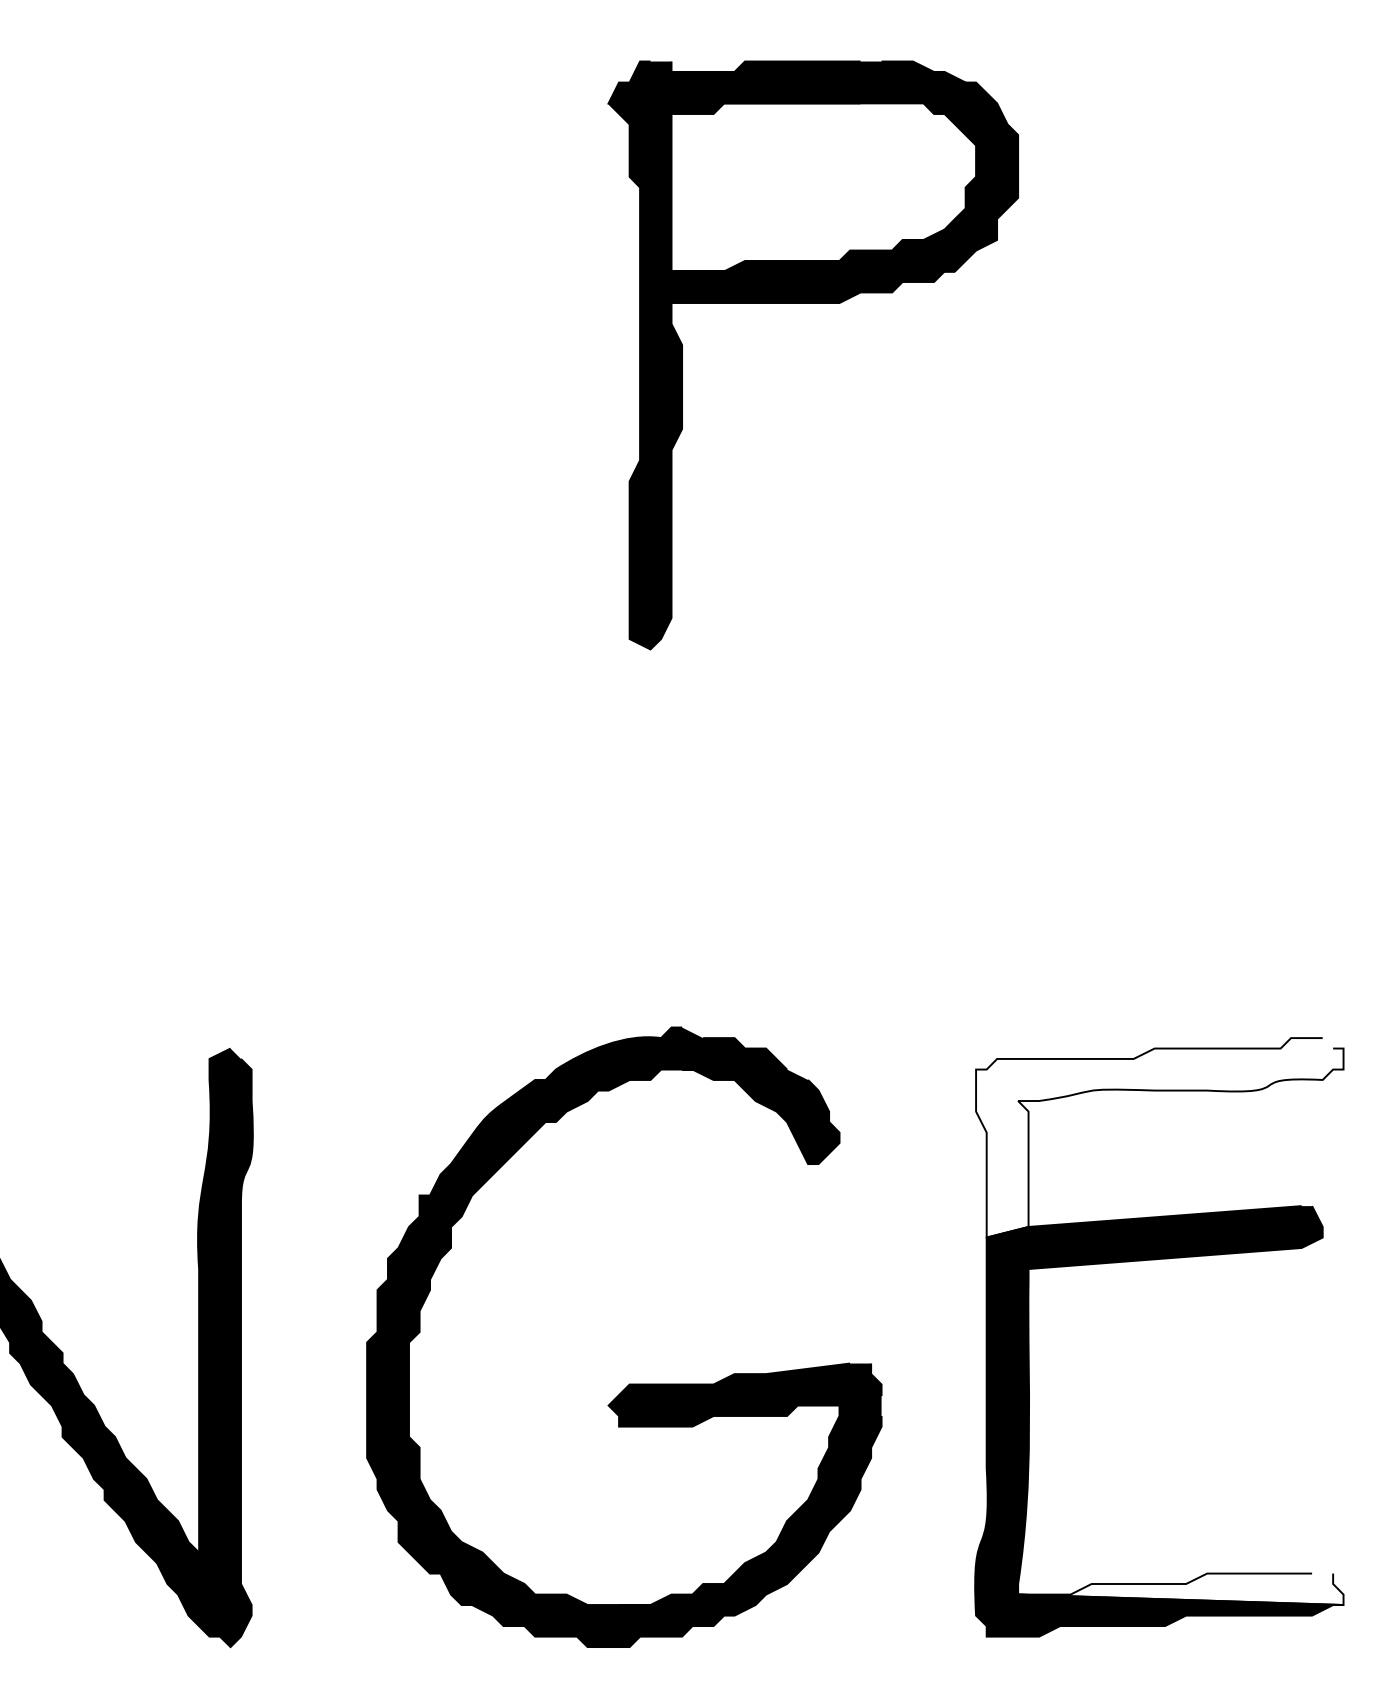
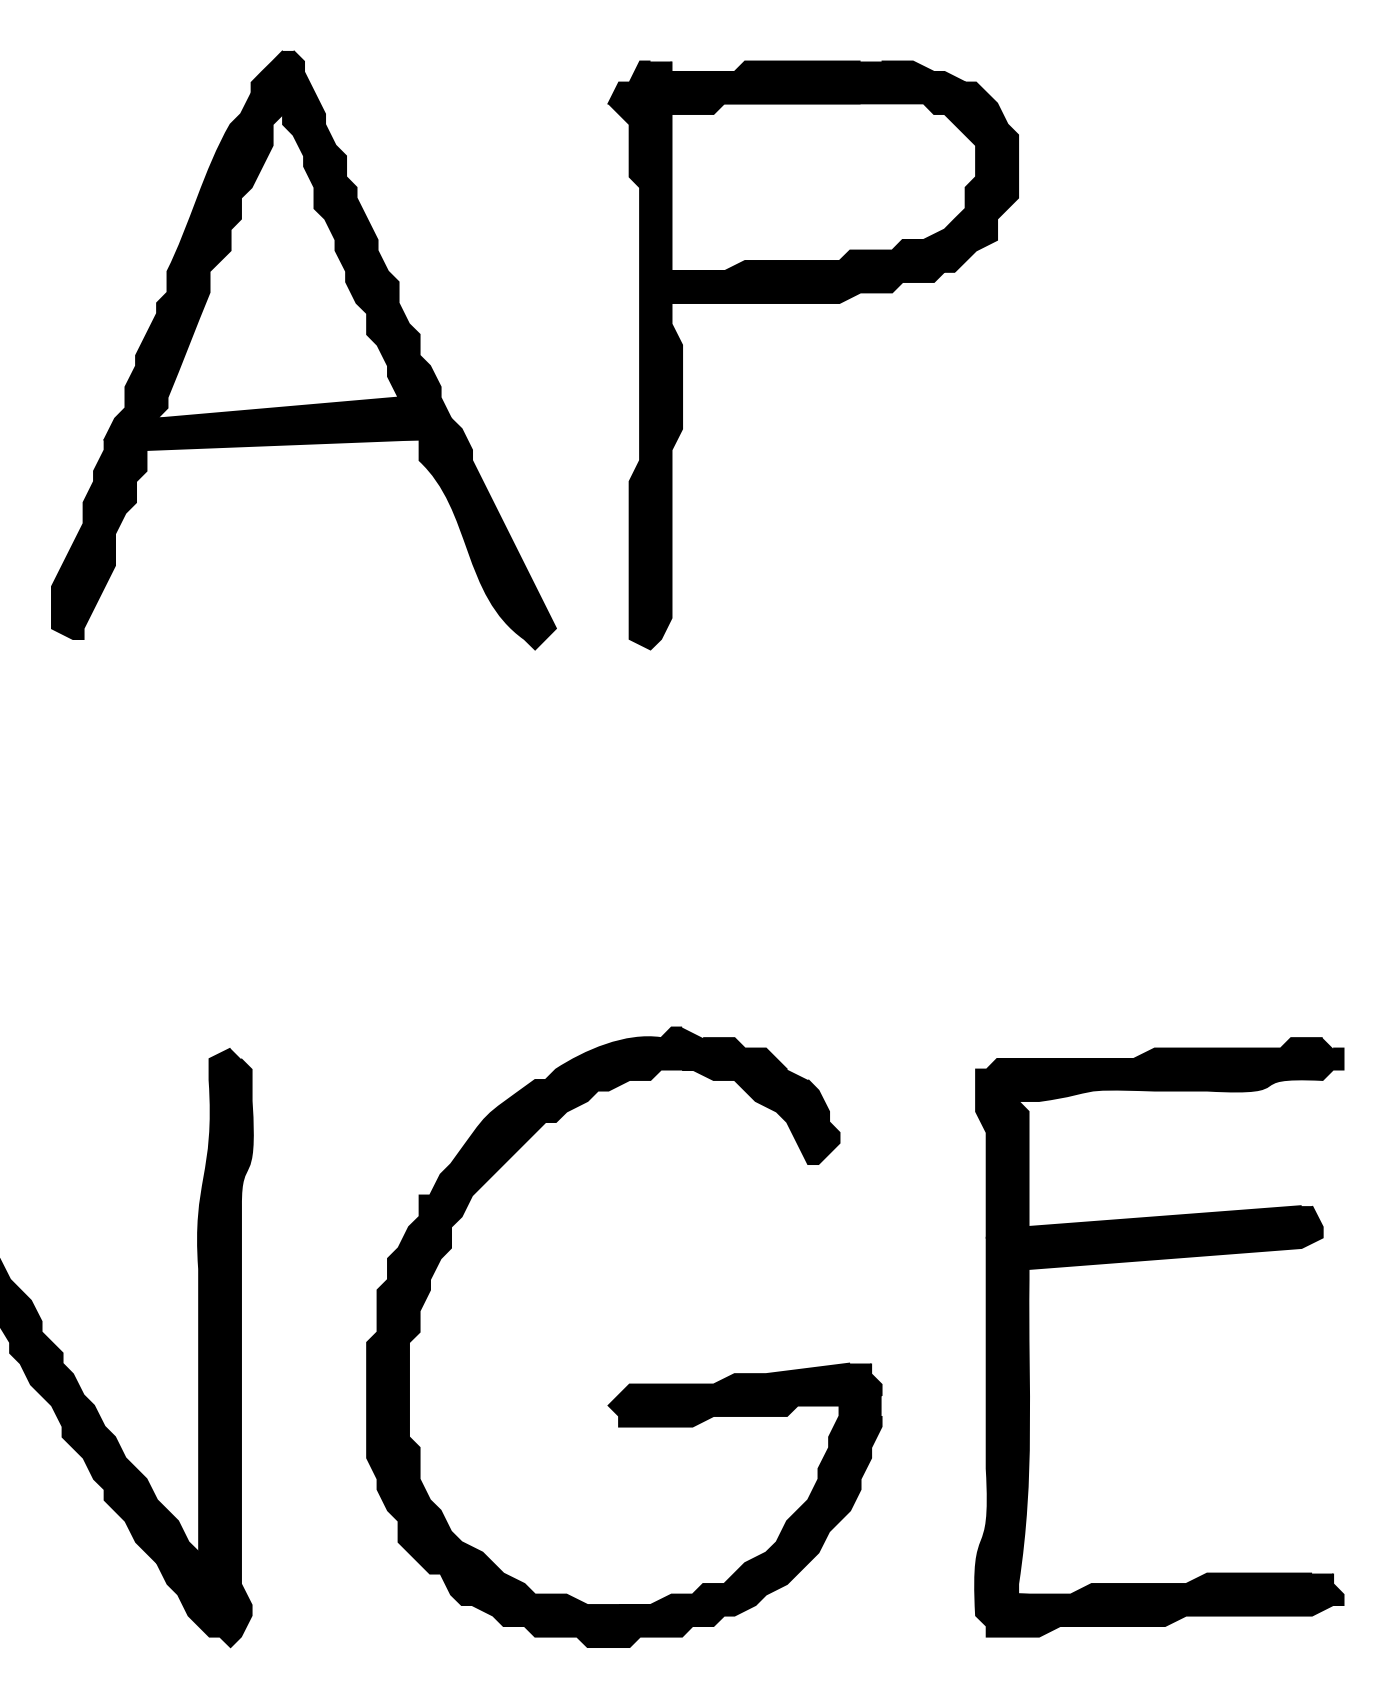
part: none -> present (303, 350)
fill: none -> present (1159, 1137)
fill: none -> present (1180, 1589)
